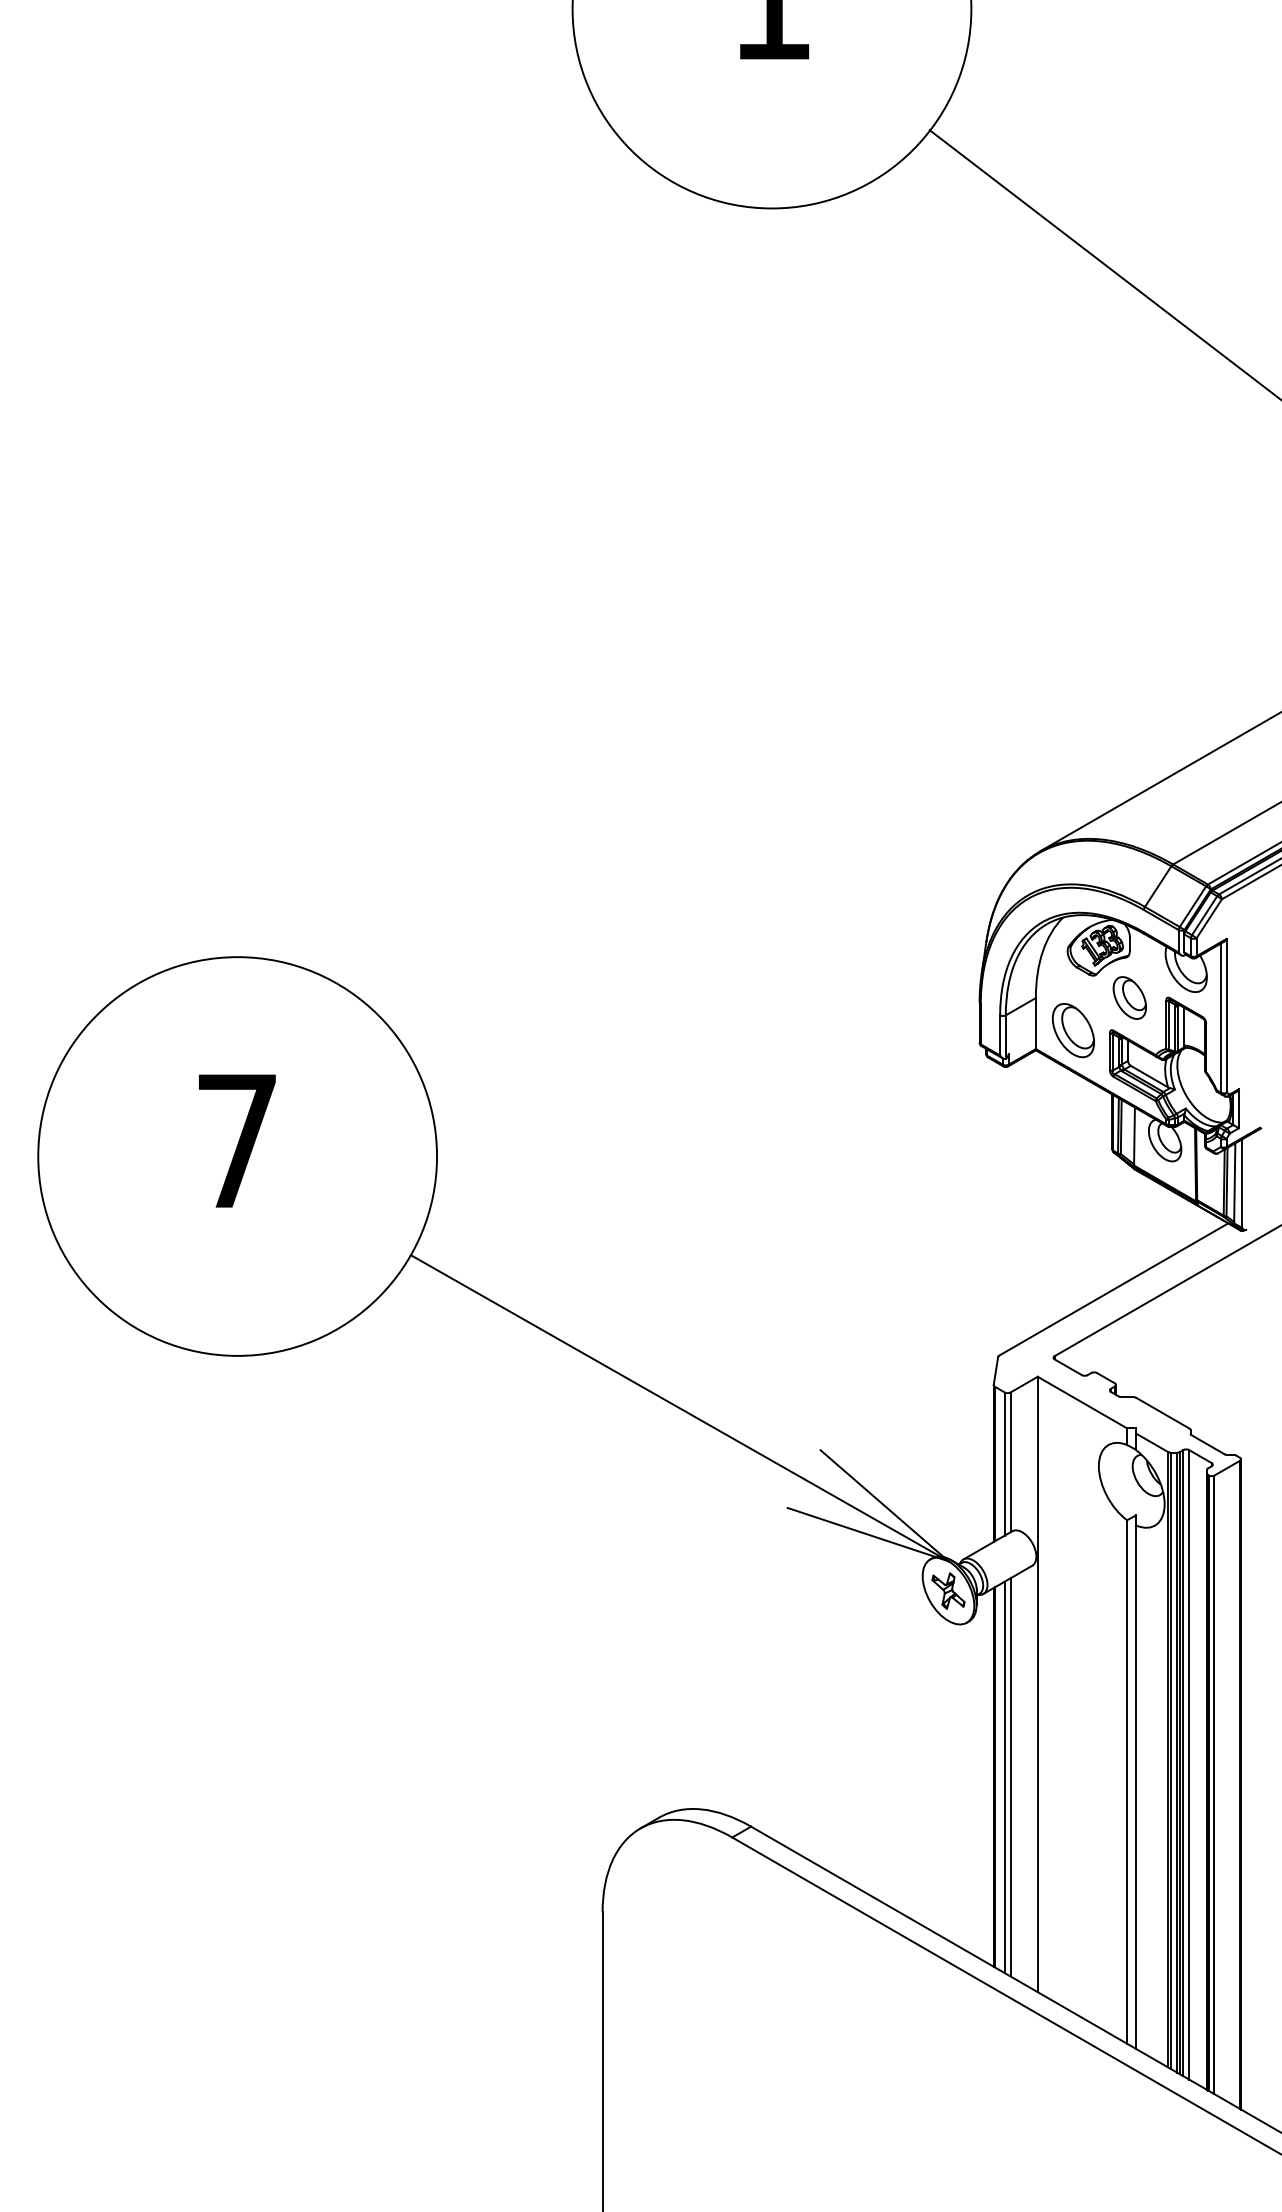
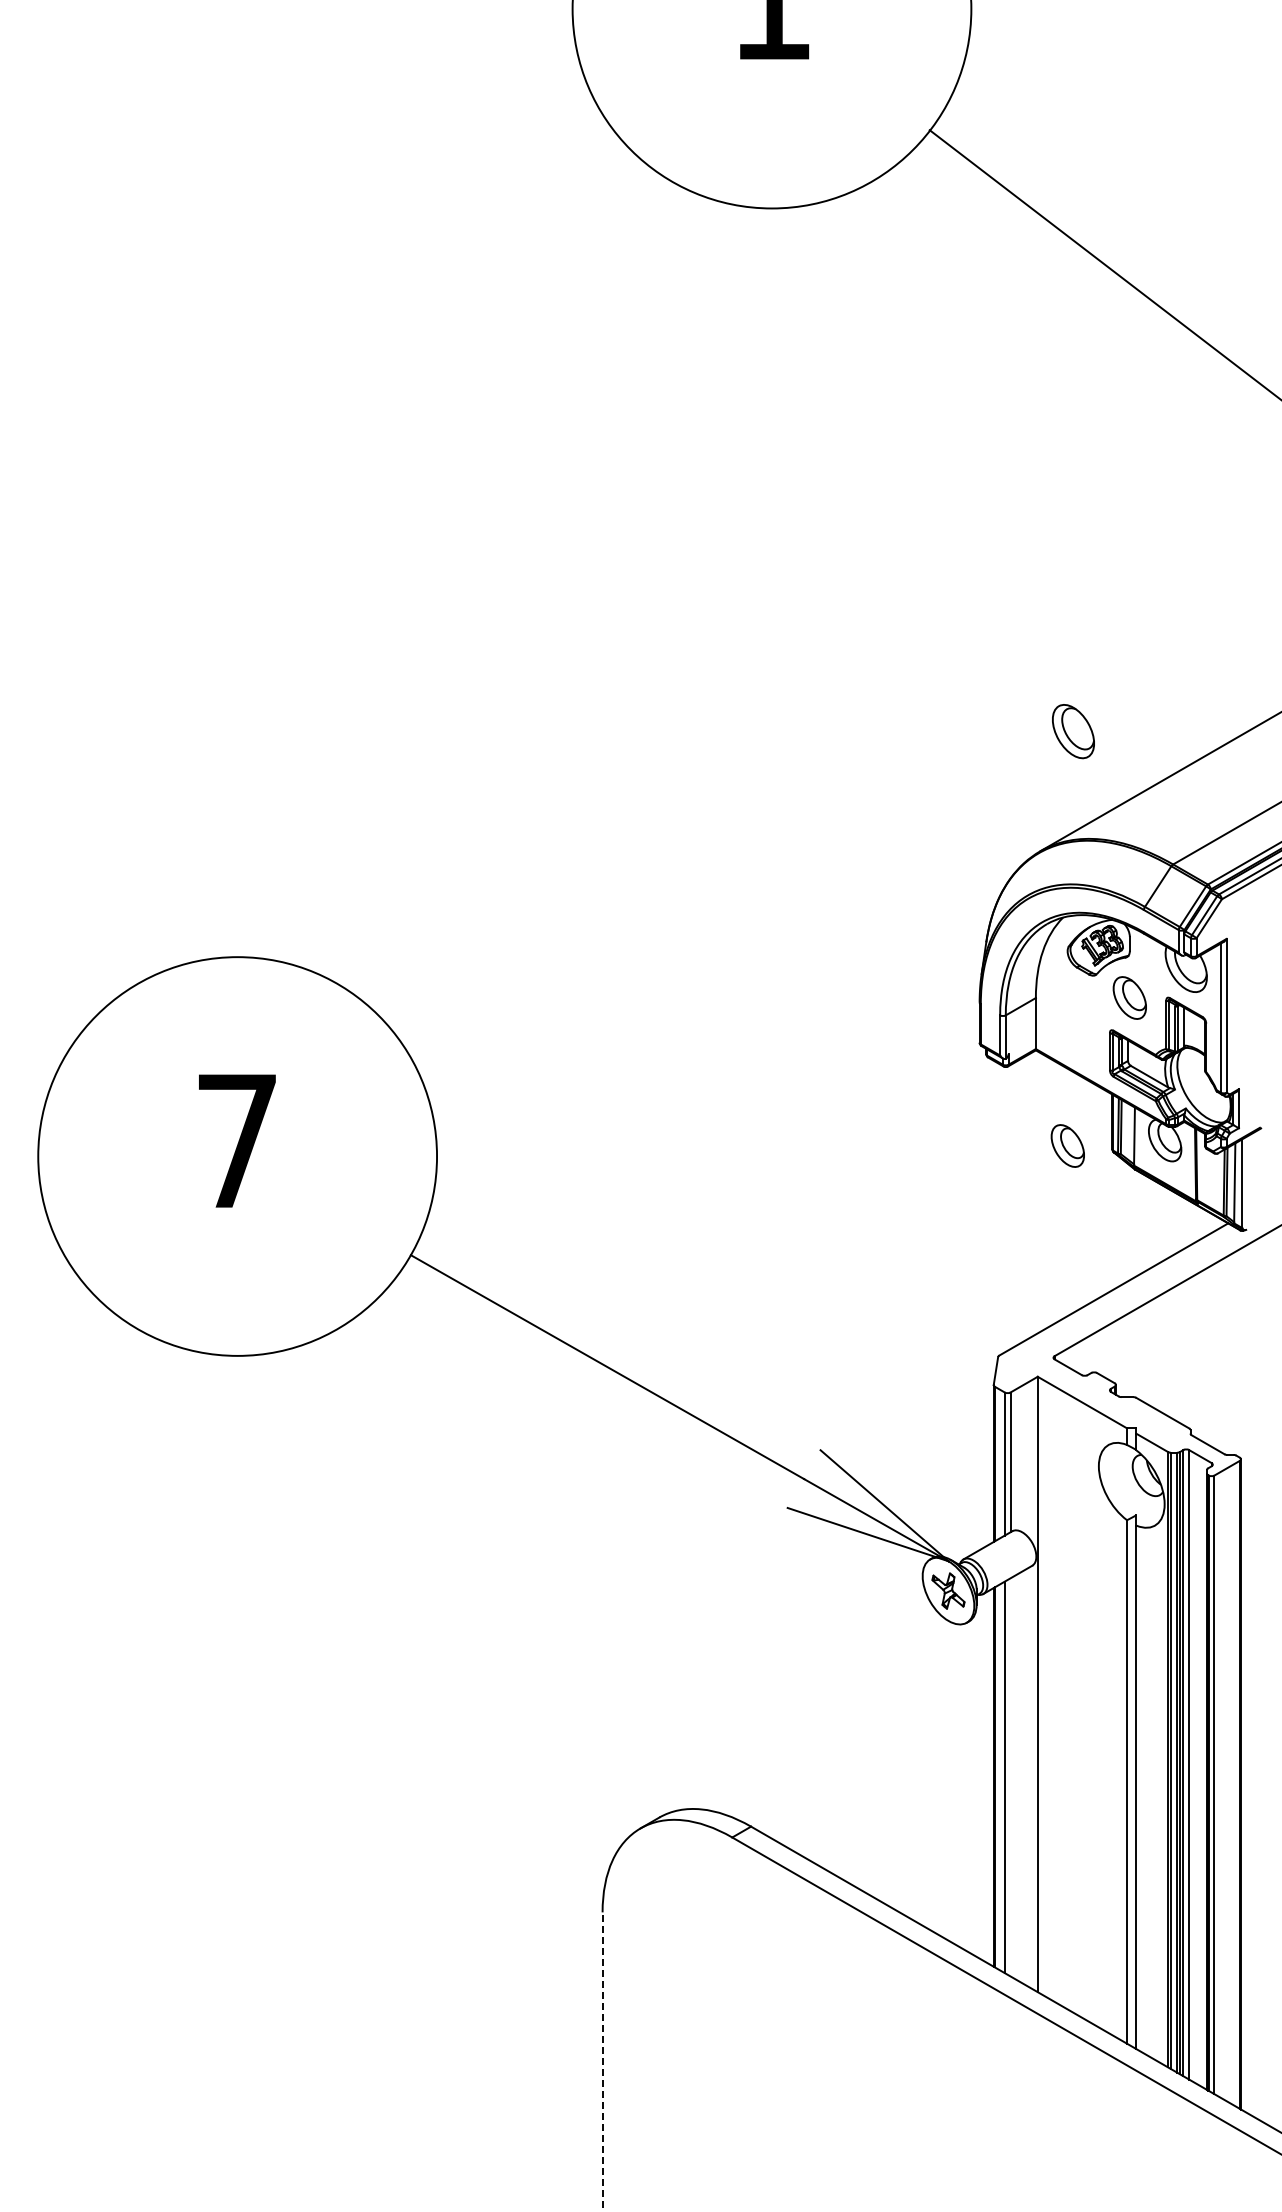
part position: (1073, 1030) -> (1073, 731) (1073, 731)
part: none -> present (1067, 1145)
line: present -> none (1010, 1777)
line: solid -> dashed (602, 2061)
